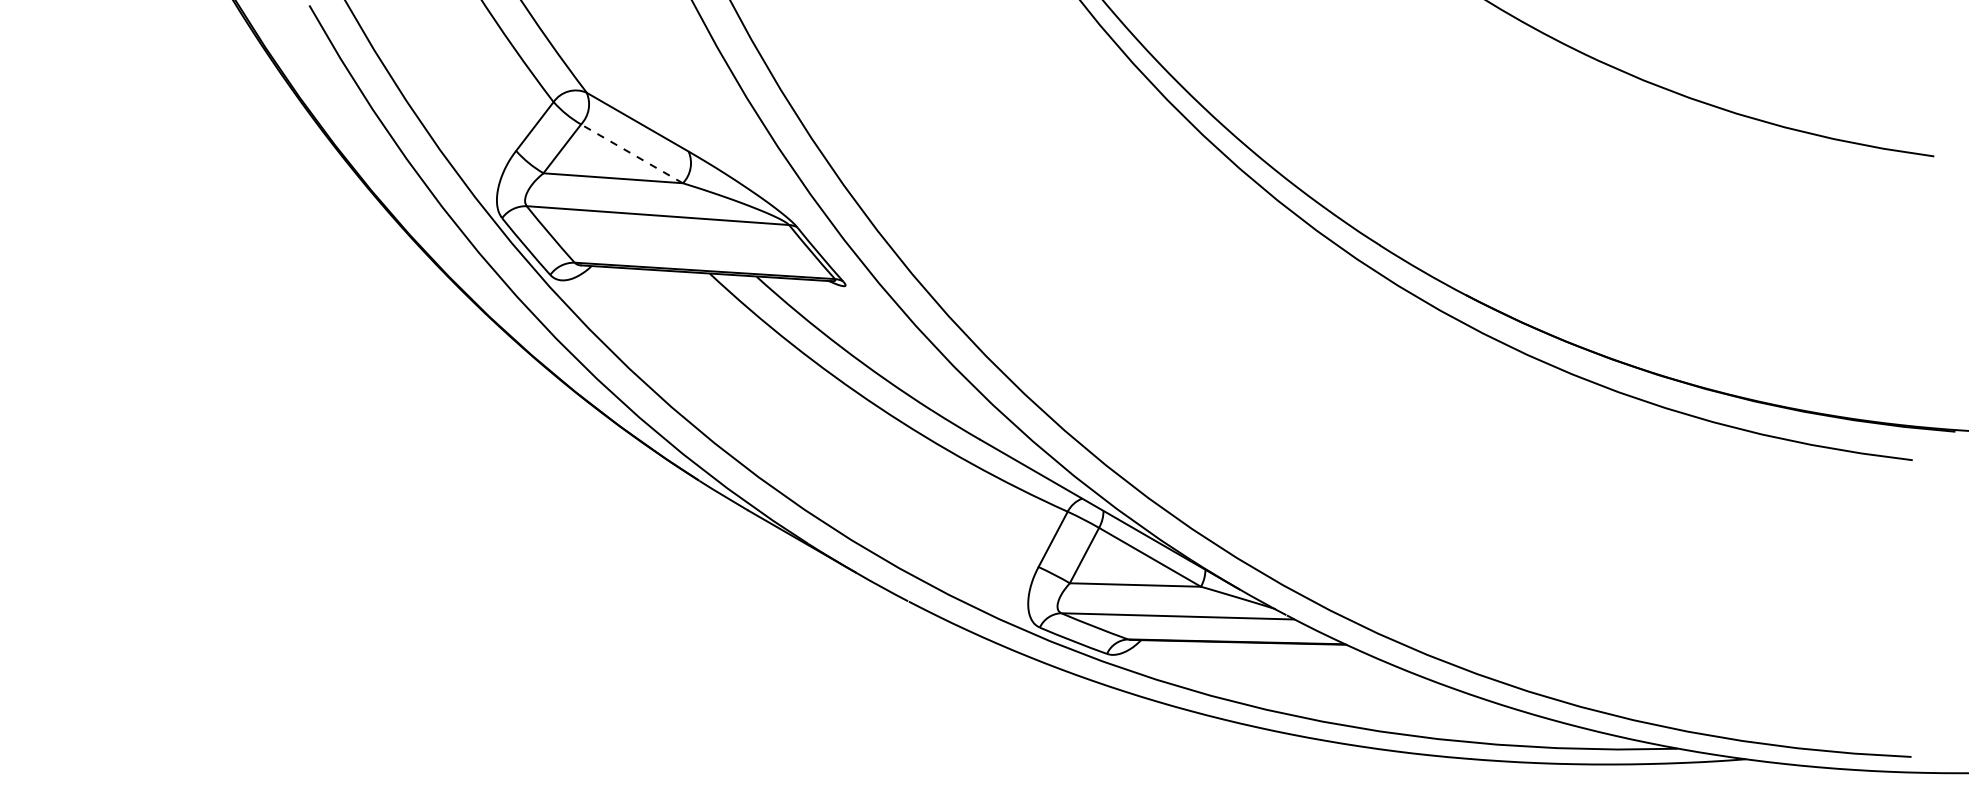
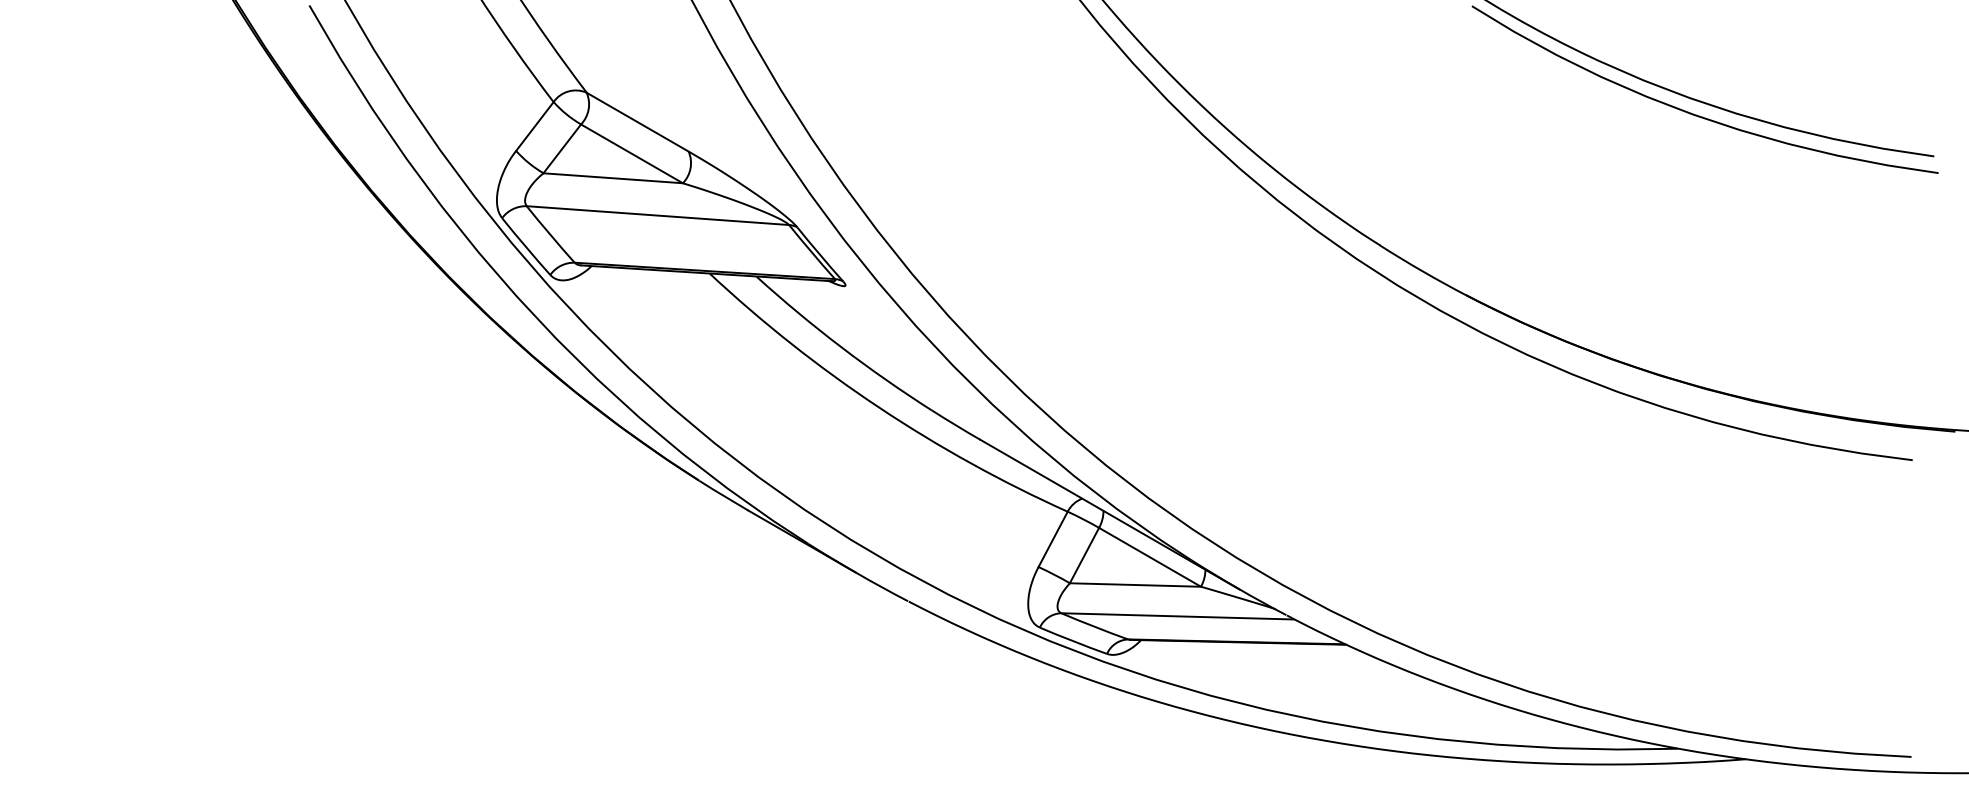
curve: none -> present (1696, 114)
line: dashed -> solid (631, 153)
